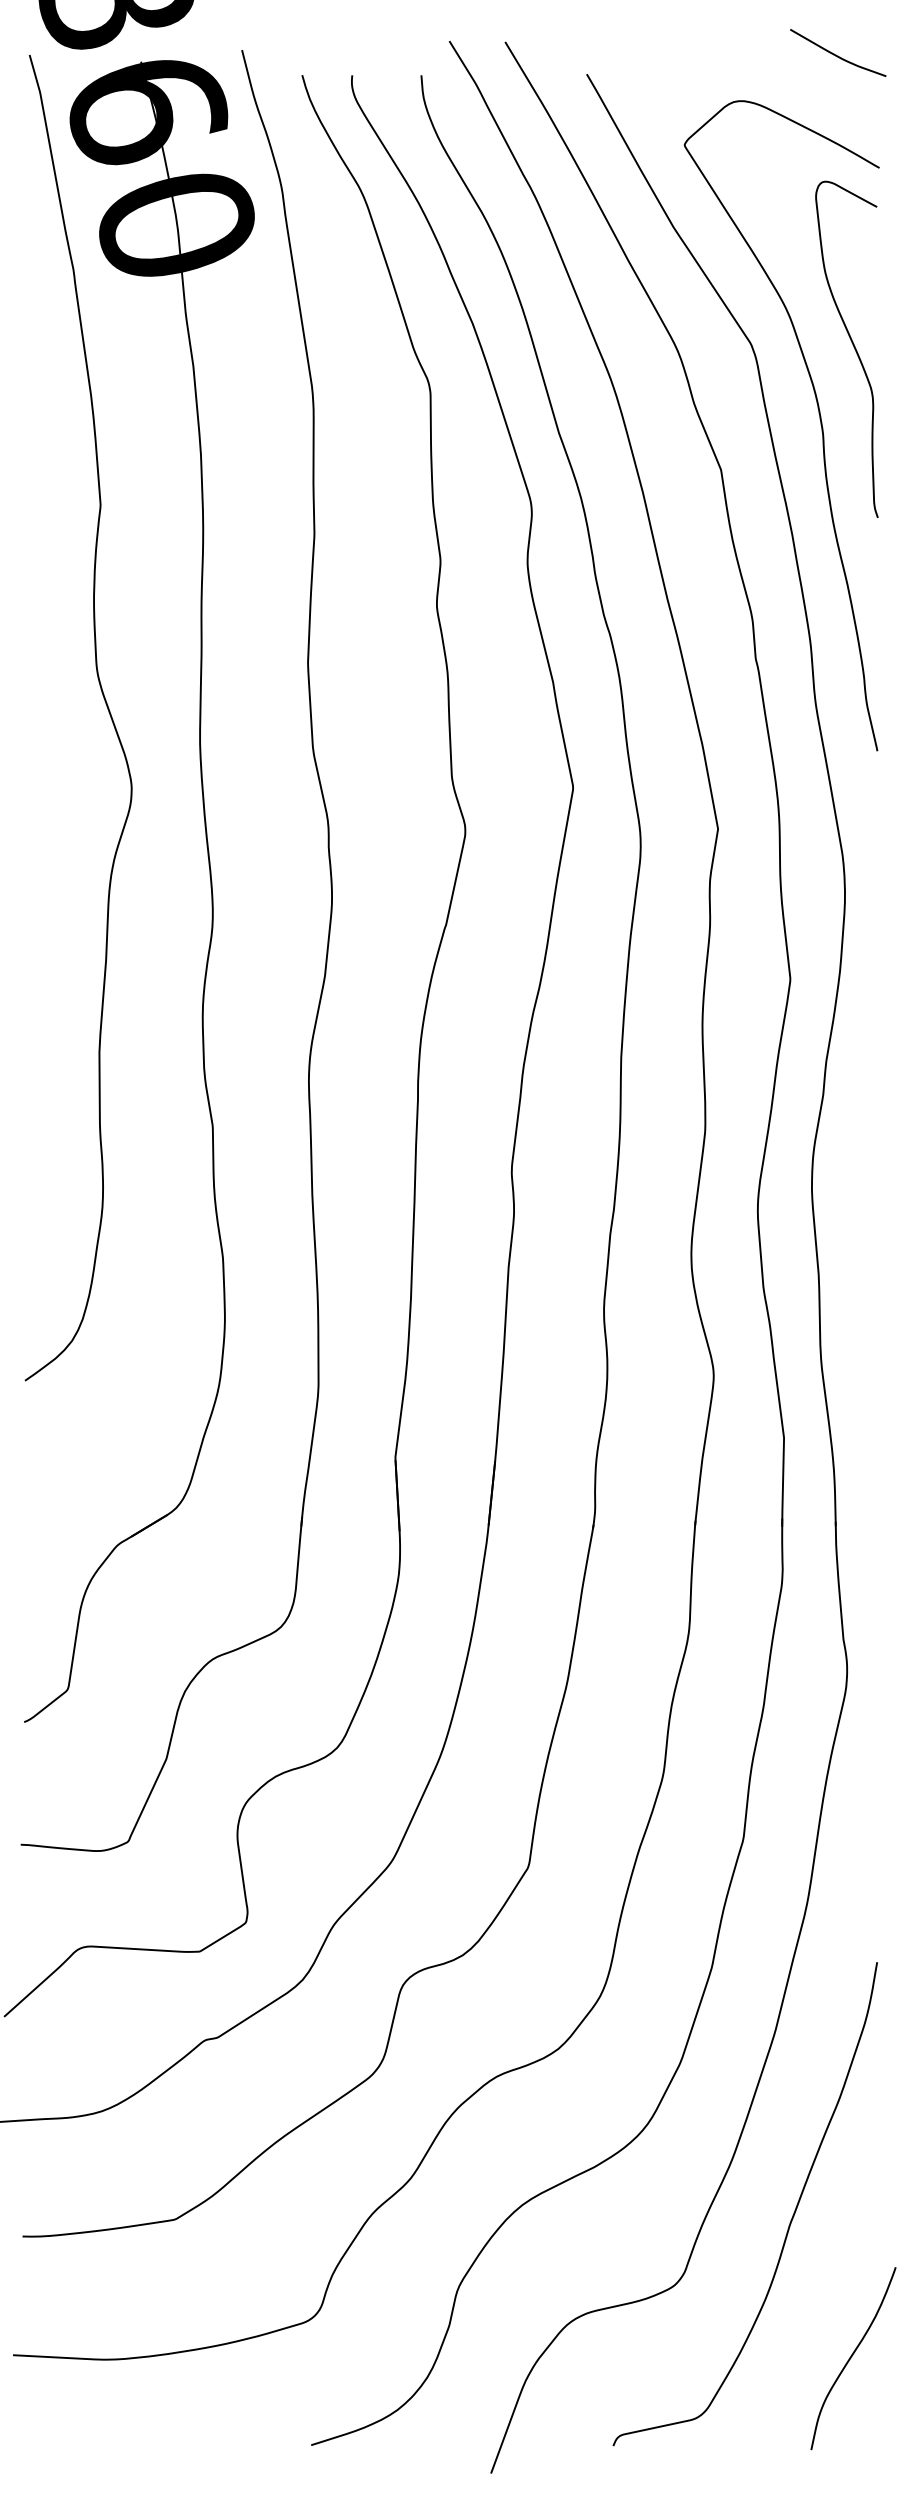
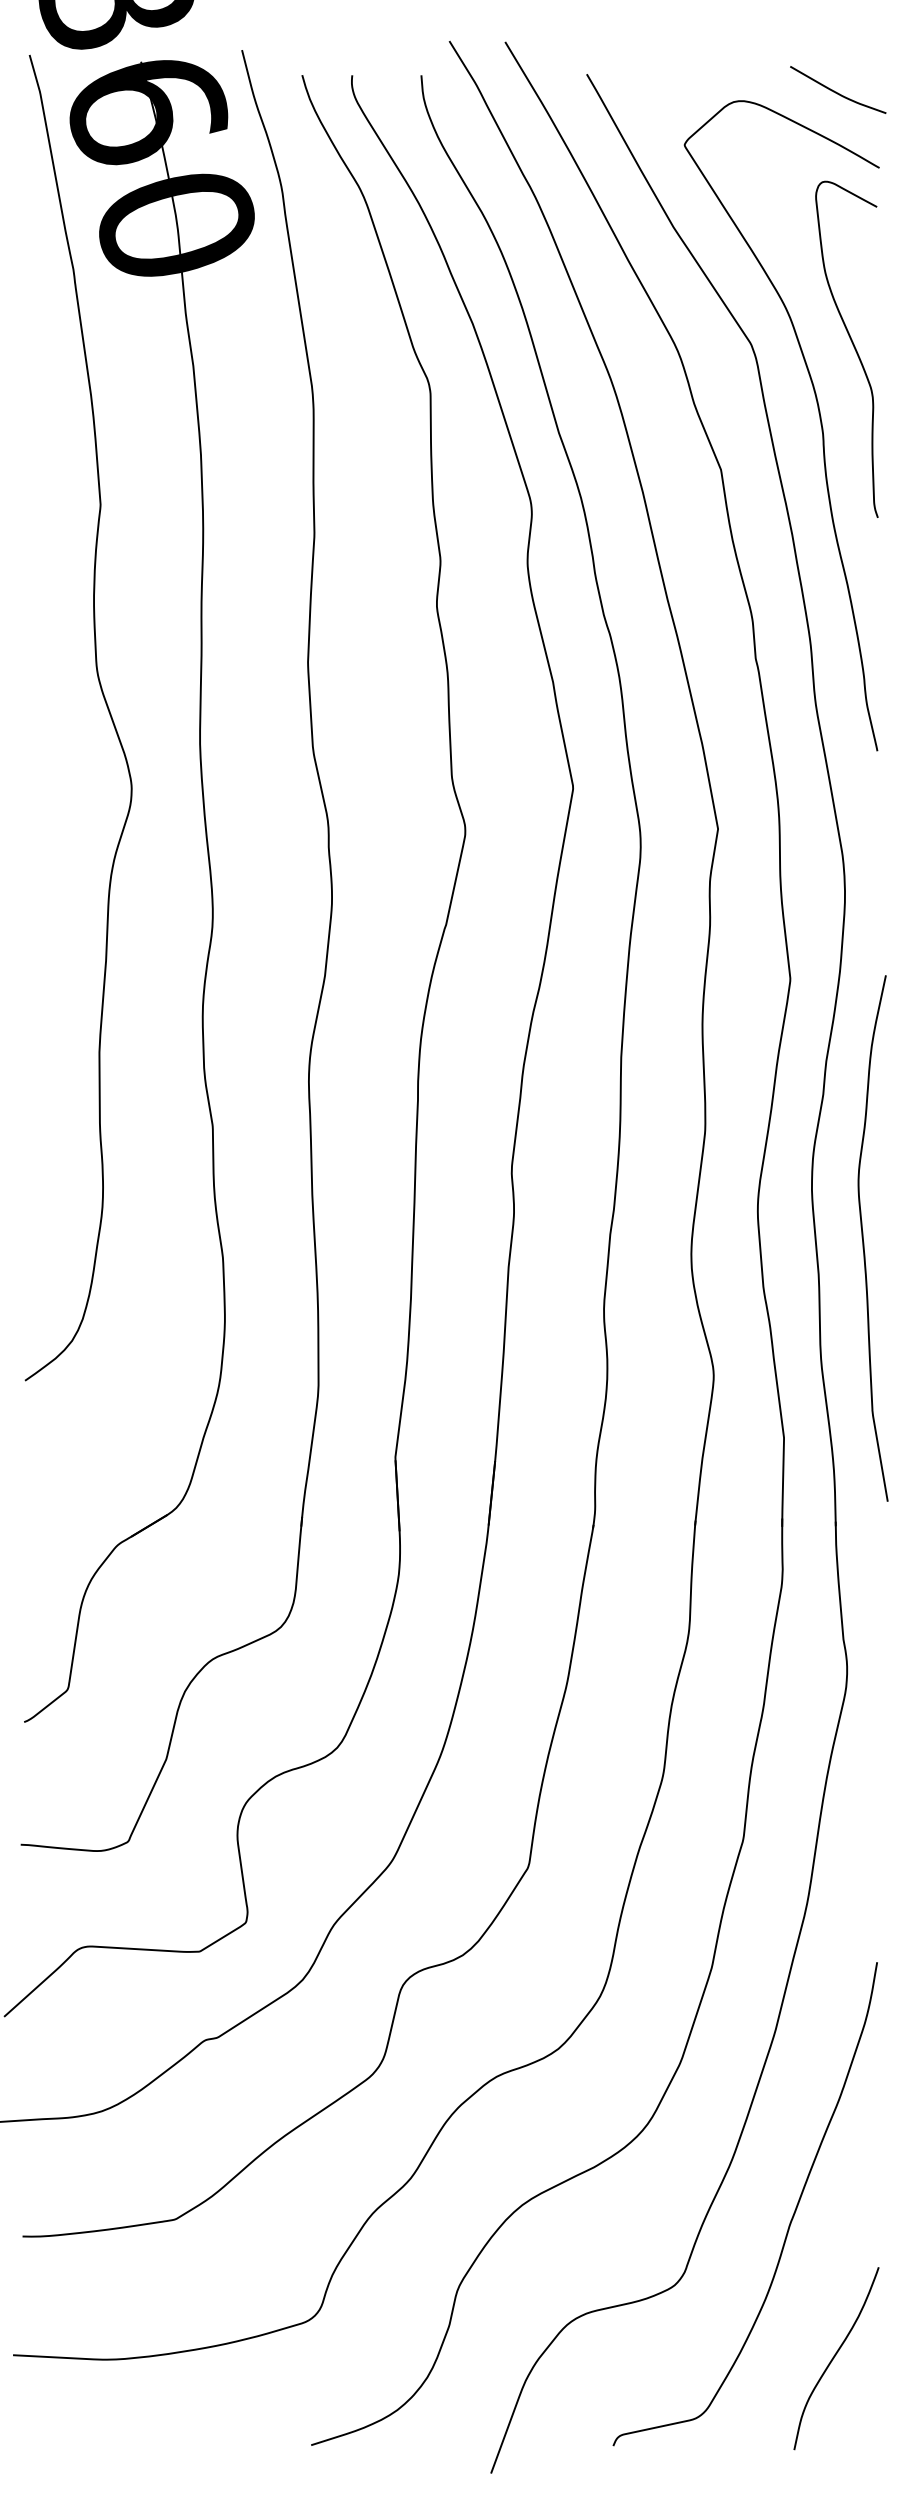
curve position: (836, 54) -> (836, 91) (836, 91)
curve: none -> present (864, 1242)
curve position: (851, 2358) -> (834, 2358) (834, 2358)
